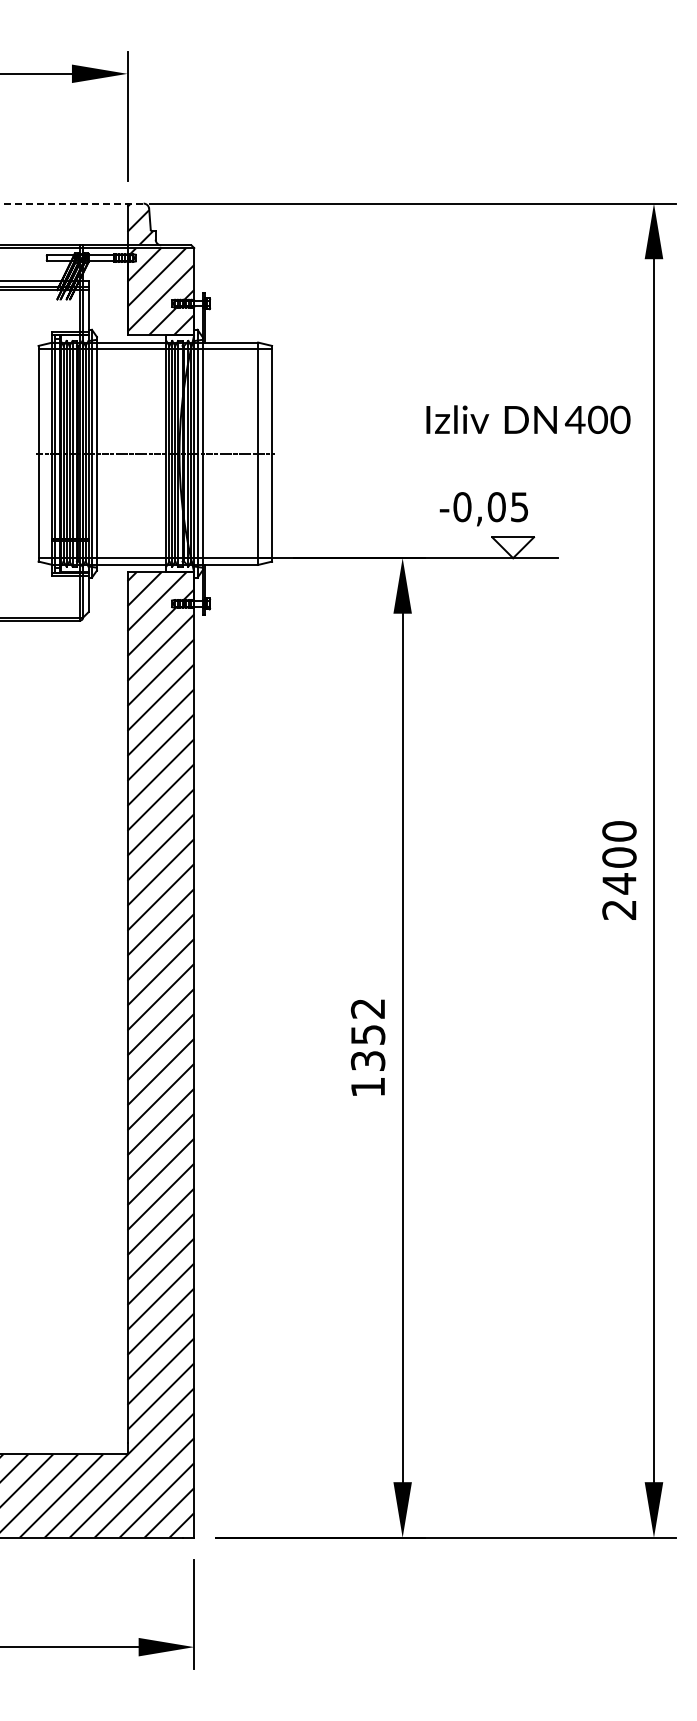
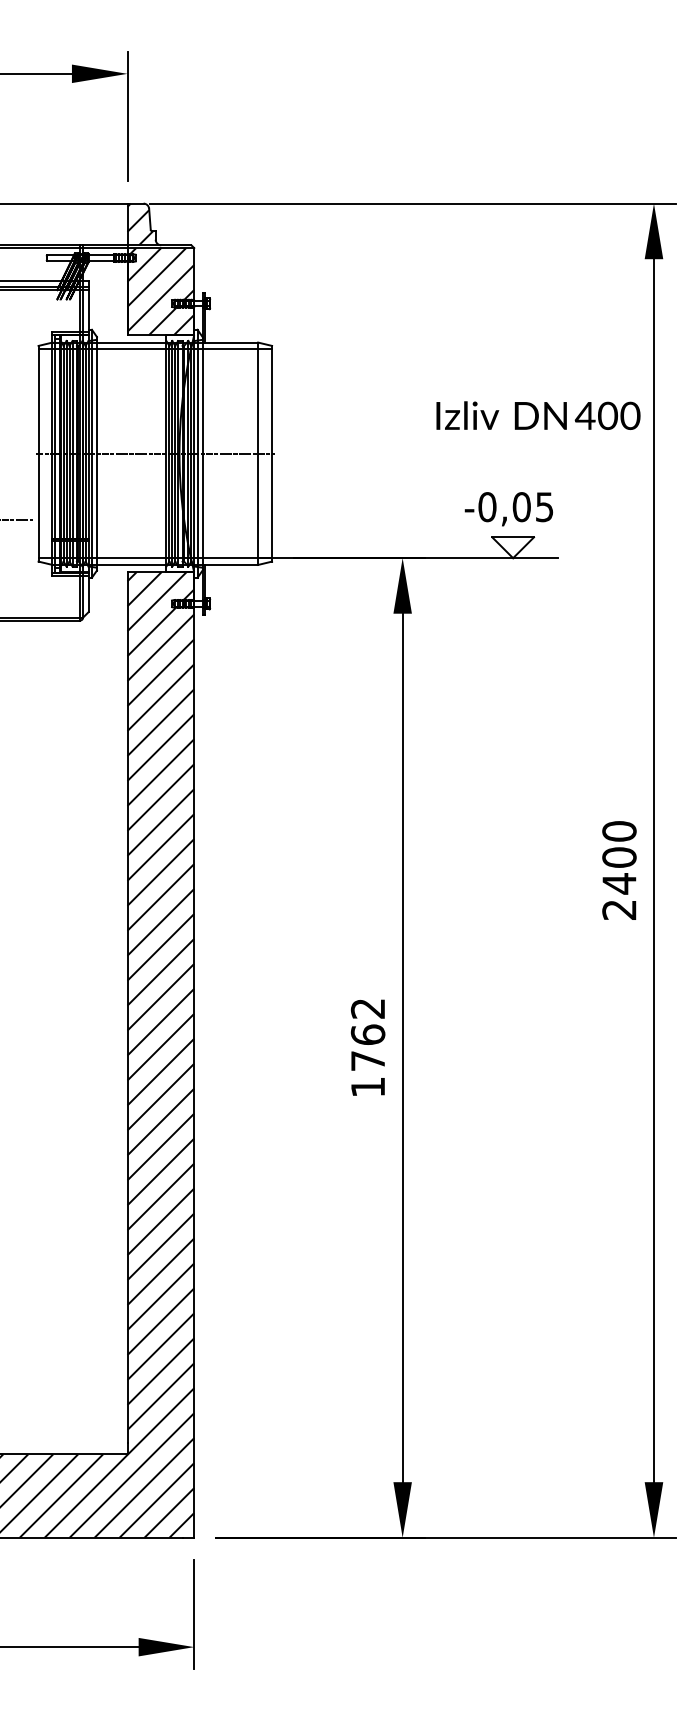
line: dashed -> solid (72, 203)
text position: (528, 419) -> (538, 415) (538, 415)
text position: (483, 509) -> (508, 509) (508, 509)
line: none -> present (17, 520)
text: 1352 -> 1762 (367, 1047)
